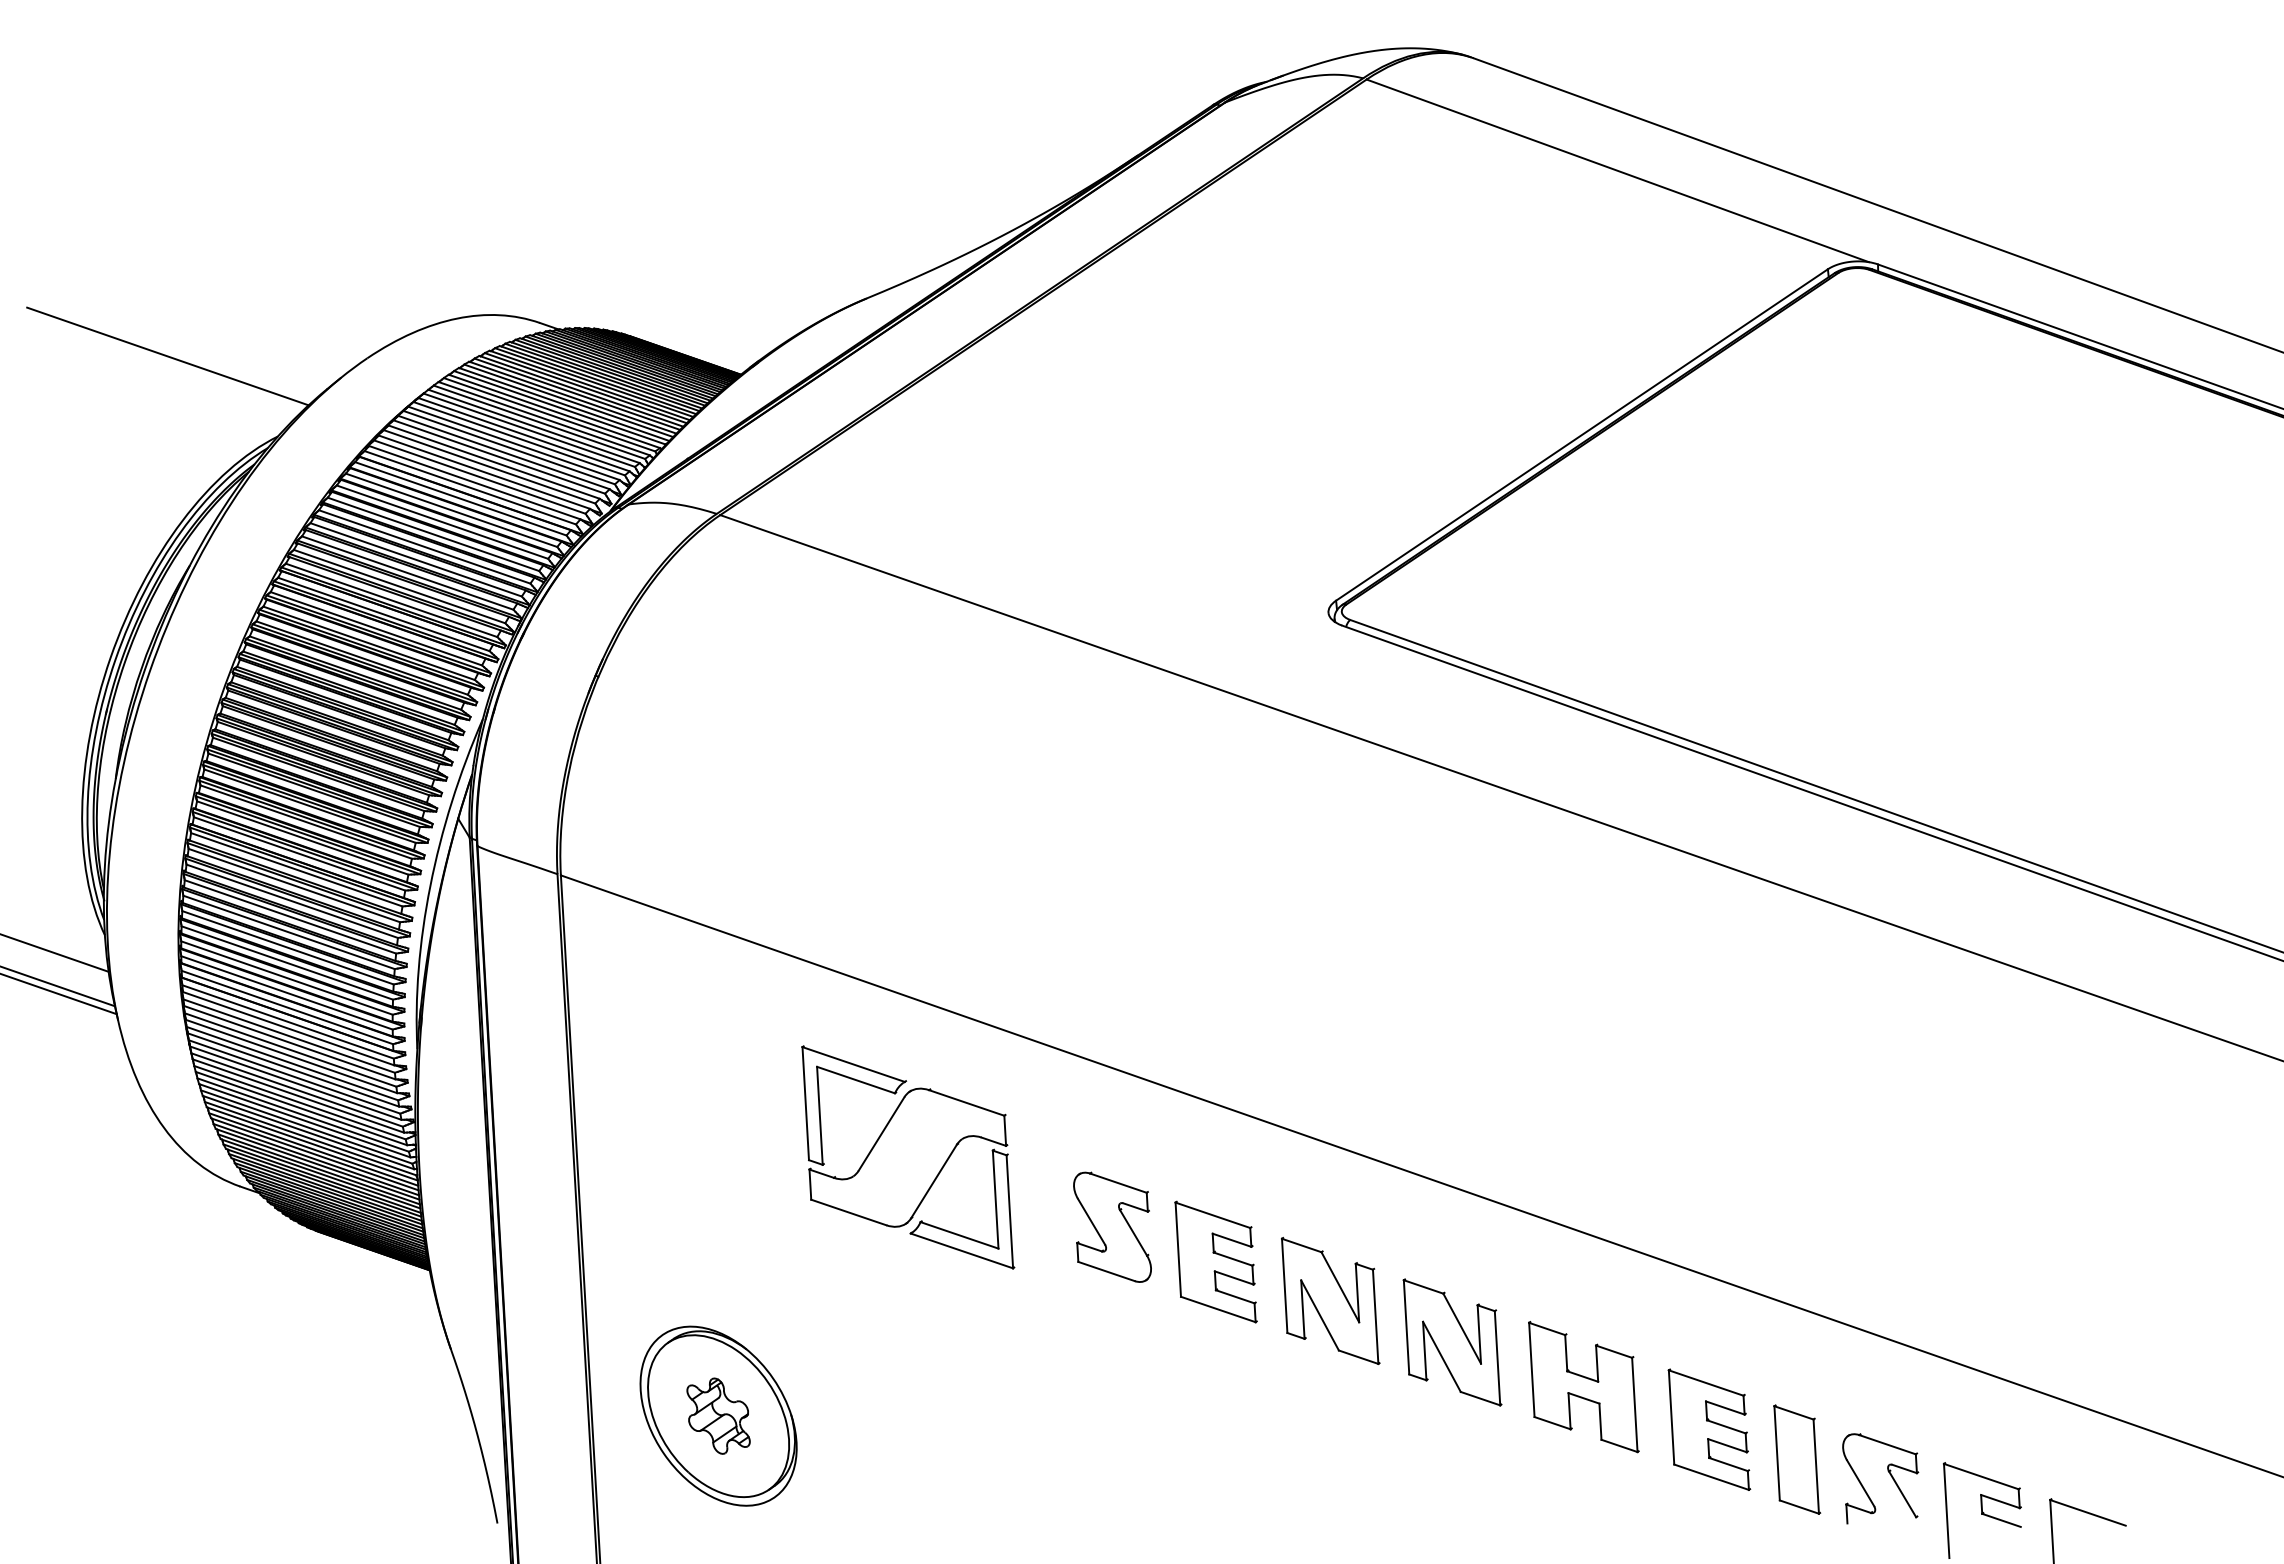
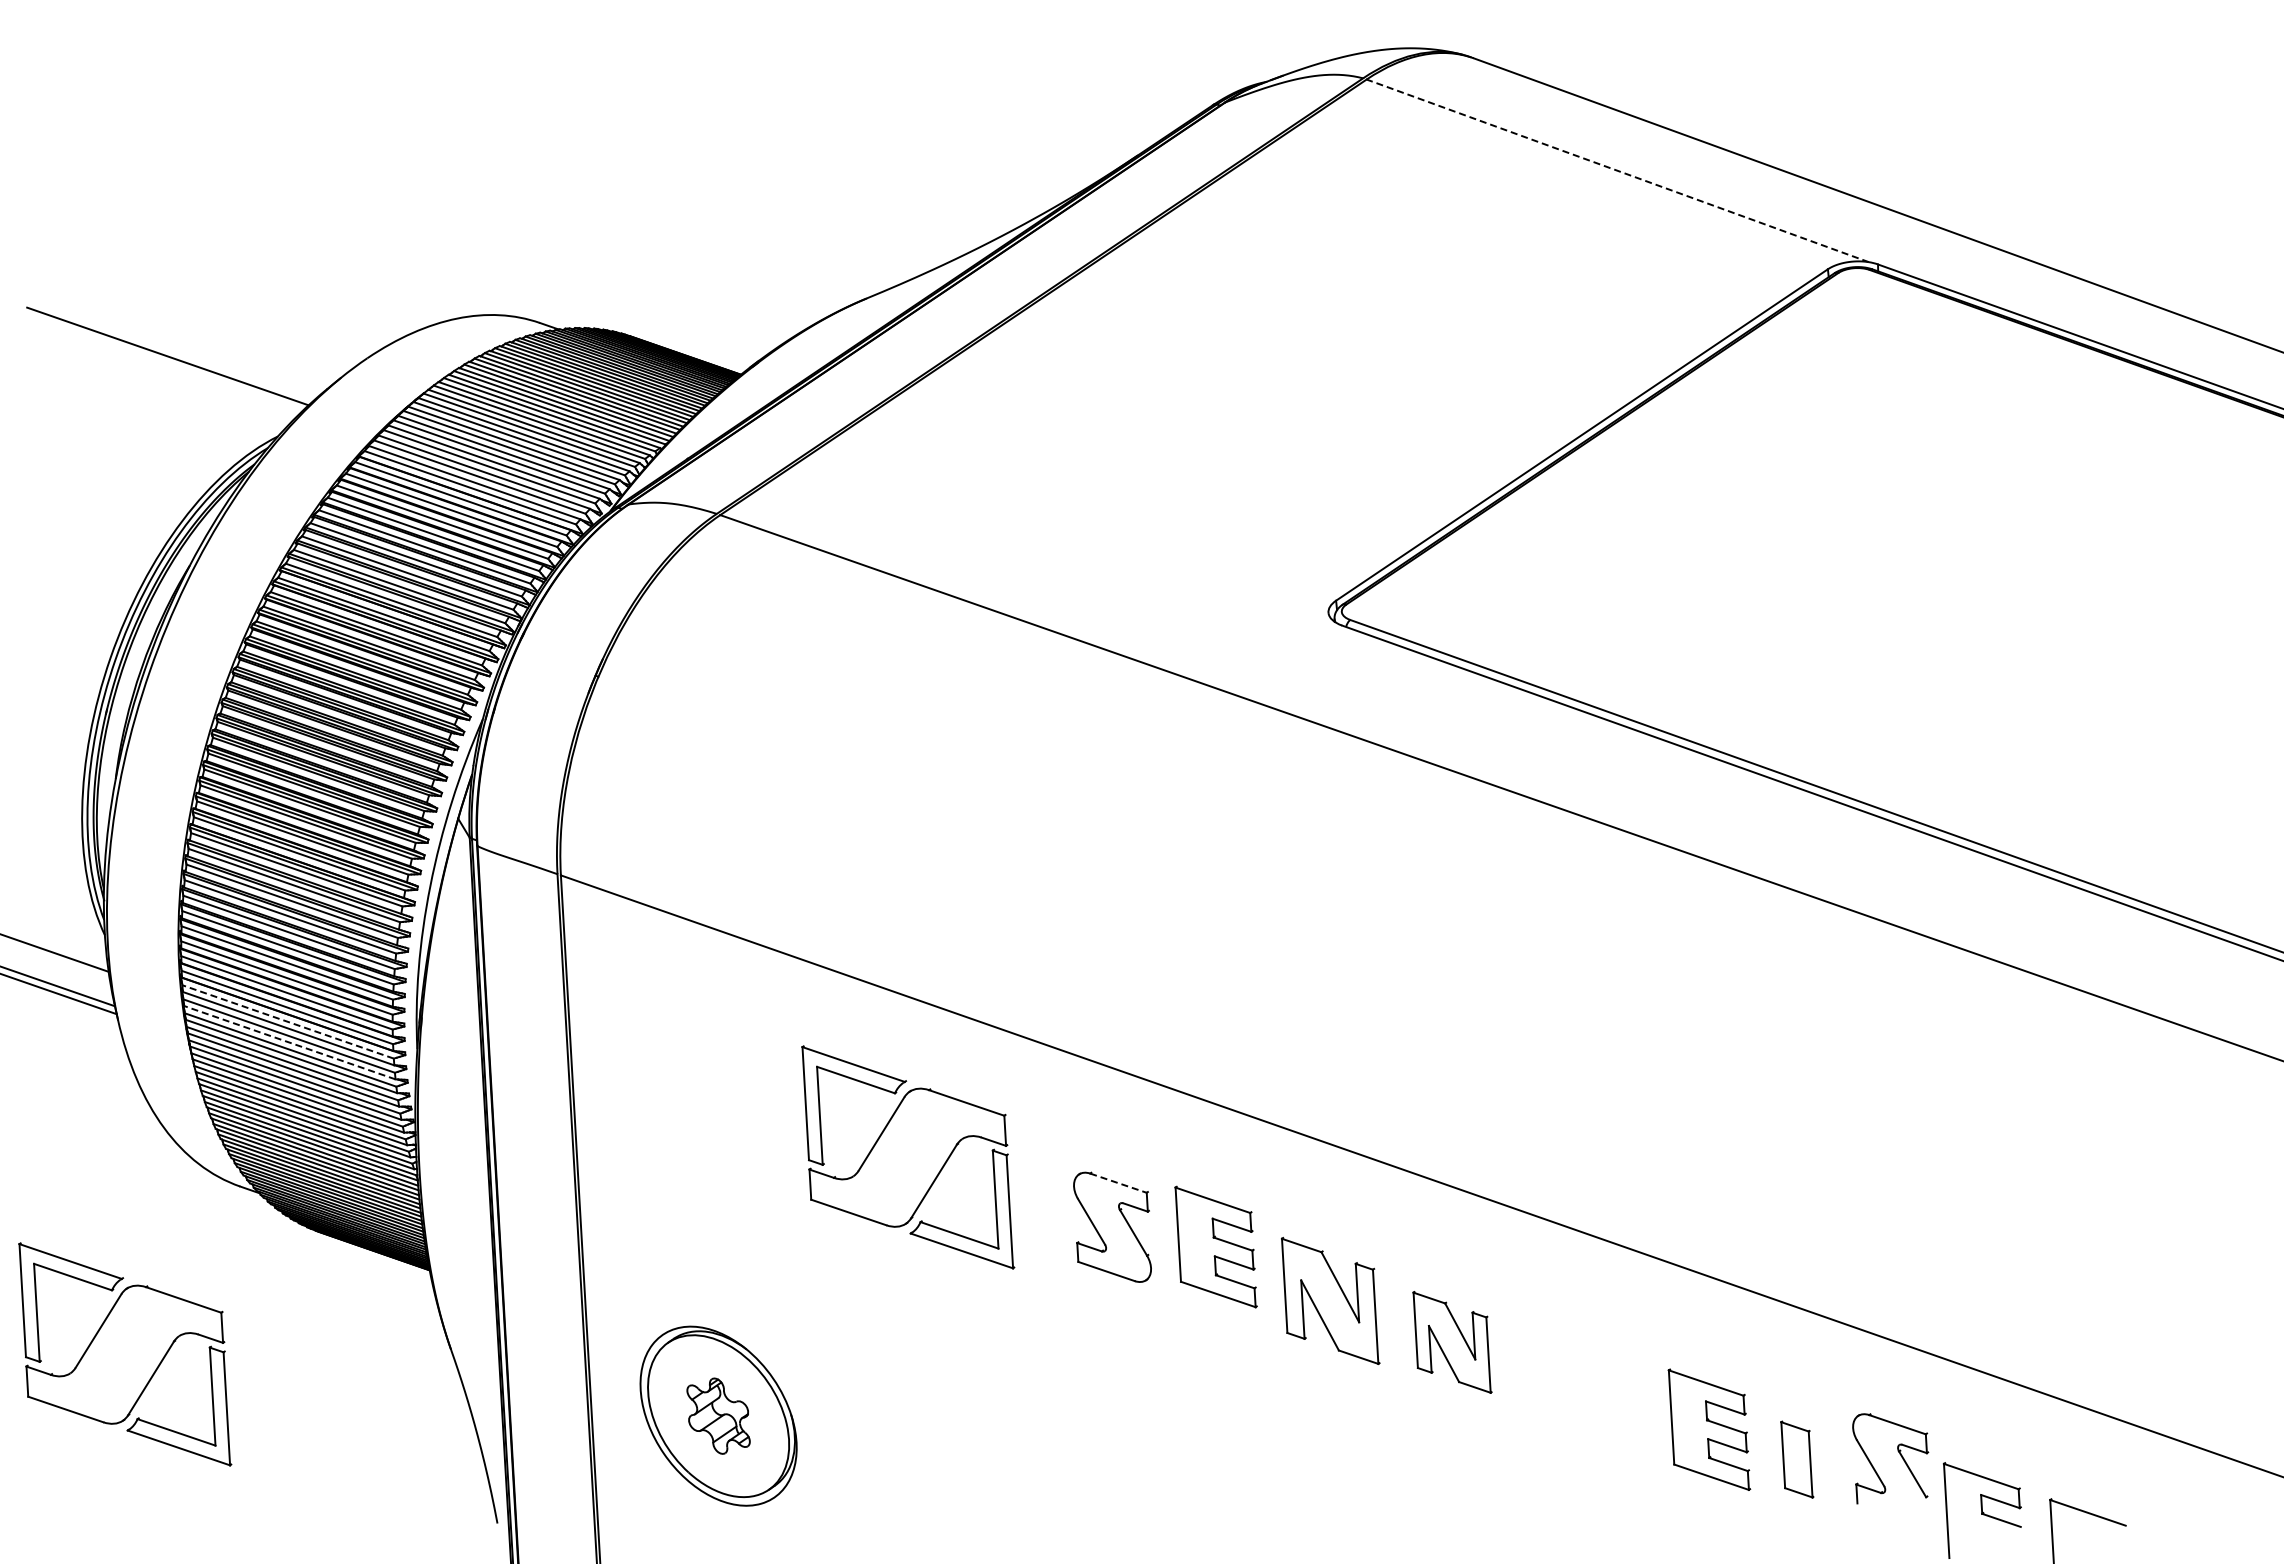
line: solid -> dashed (1617, 170)
line: solid -> dashed (288, 1021)
line: solid -> dashed (289, 1042)
line: solid -> dashed (1118, 1183)
part position: (1215, 1261) -> (1215, 1246) (1215, 1246)
part size: 101x129 px -> 81x103 px (1452, 1342)
part: none -> present (125, 1354)
part: present -> none (1583, 1387)
part size: 49x111 px -> 35x79 px (1797, 1459)
part position: (1889, 1474) -> (1899, 1454) (1899, 1454)
